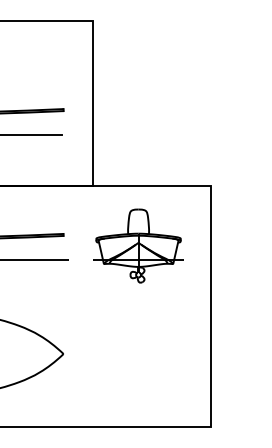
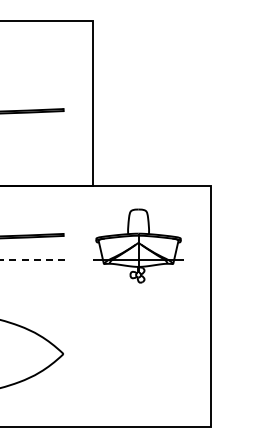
line: present -> none (31, 134)
line: solid -> dashed (34, 259)
